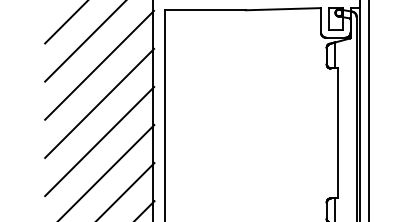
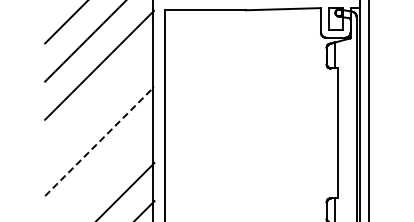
line: present -> none (99, 102)
line: solid -> dashed (100, 141)
line: present -> none (107, 171)
